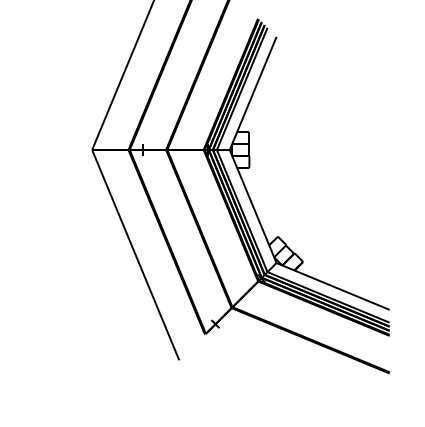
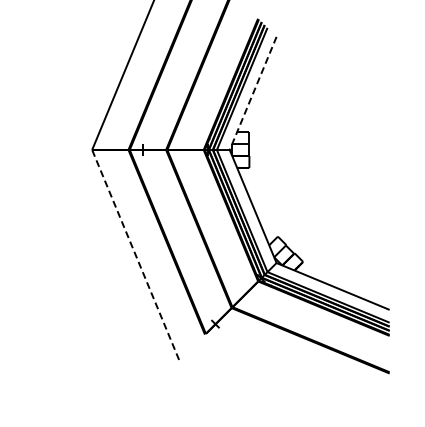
line: solid -> dashed (252, 93)
line: solid -> dashed (135, 255)
